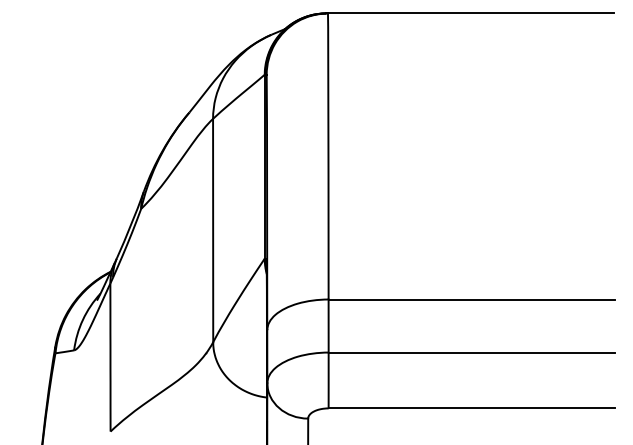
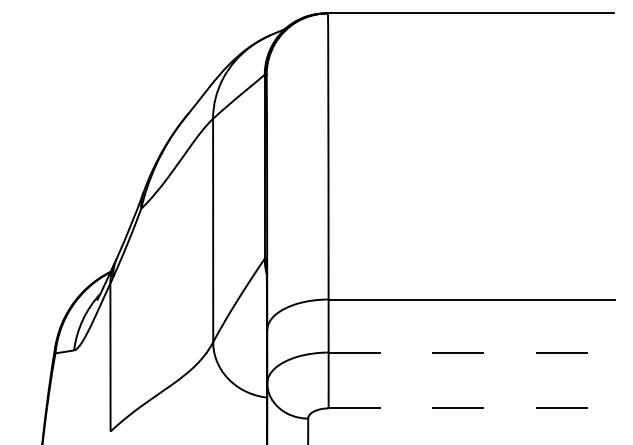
line: solid -> dashed (472, 352)
line: solid -> dashed (472, 408)
